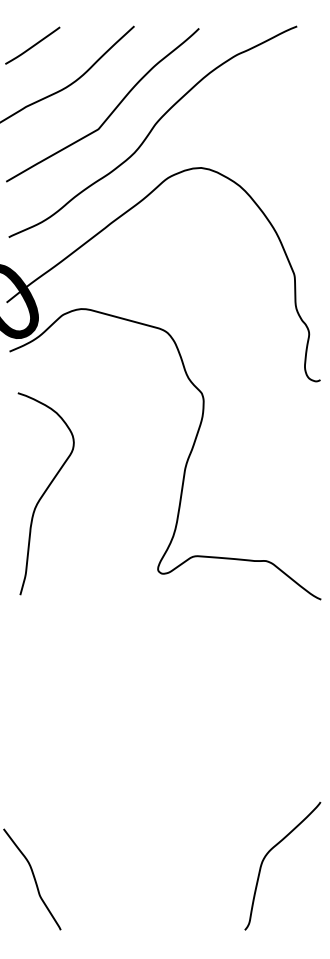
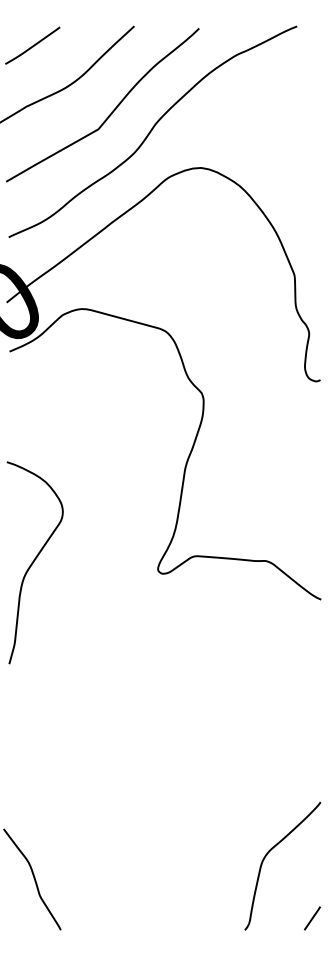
curve position: (45, 493) -> (34, 562) (34, 562)
line: none -> present (311, 918)
